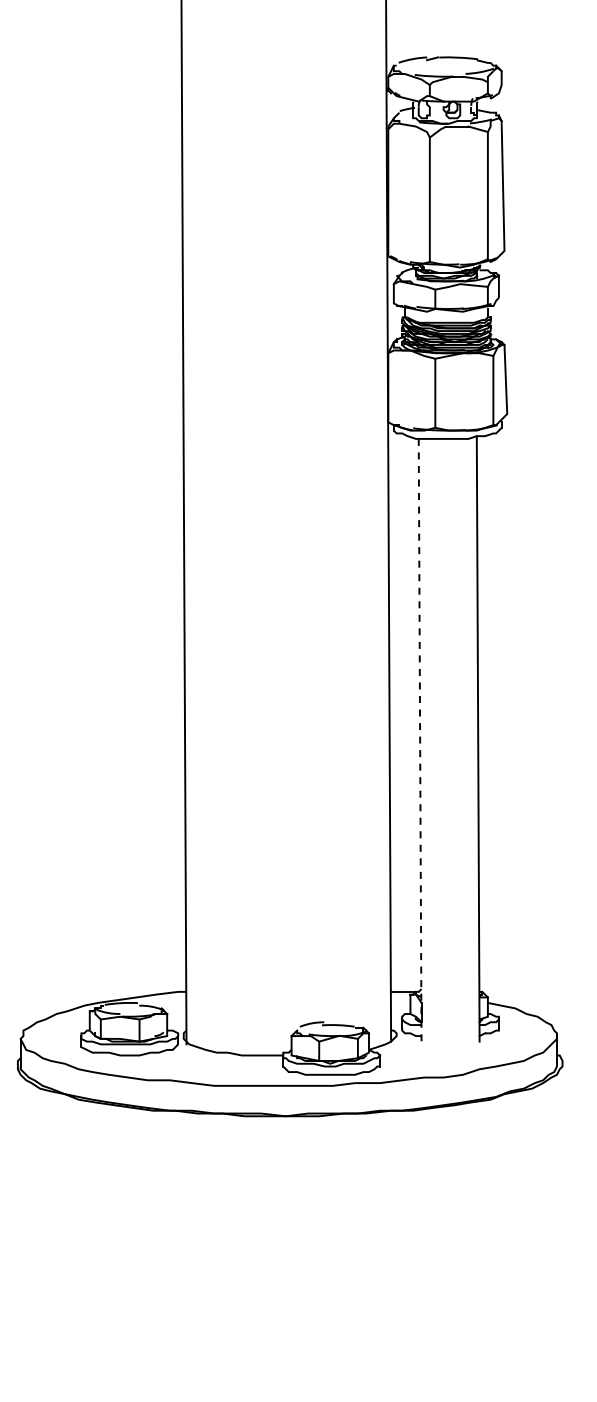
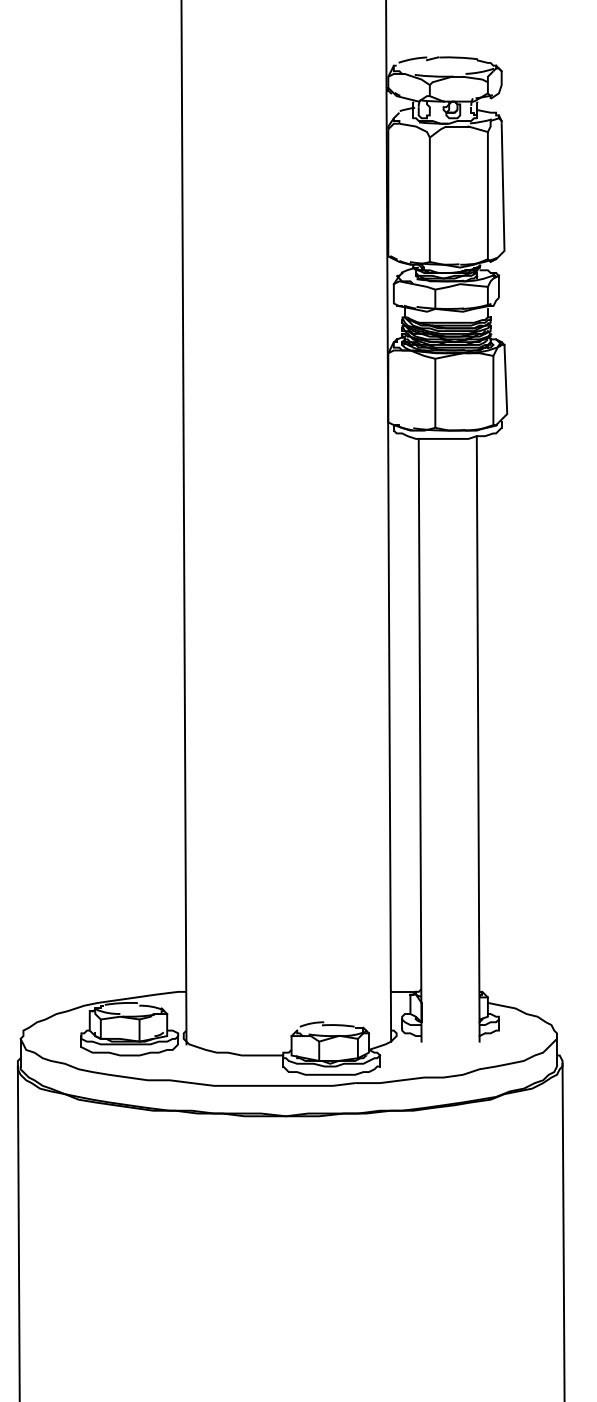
line: dashed -> solid (420, 740)
line: none -> present (563, 1230)
line: none -> present (18, 1232)
